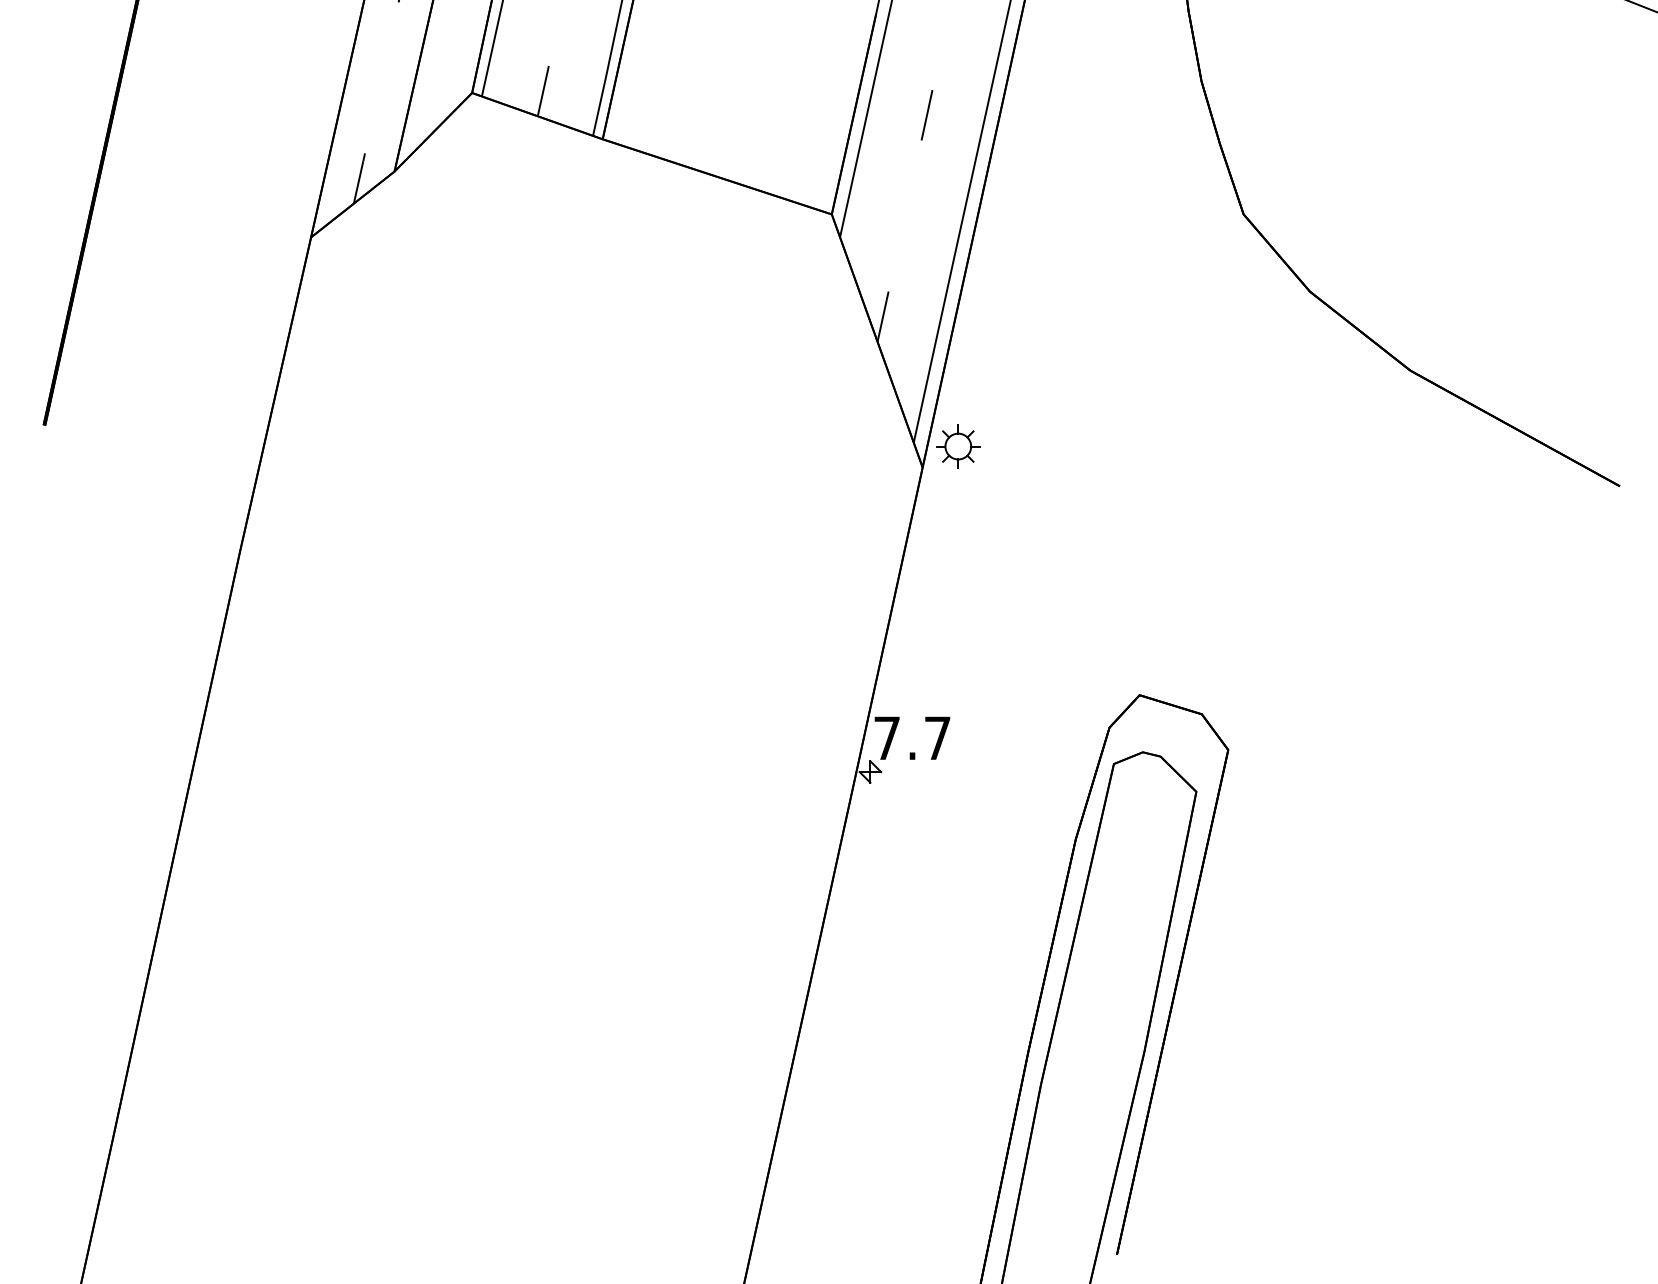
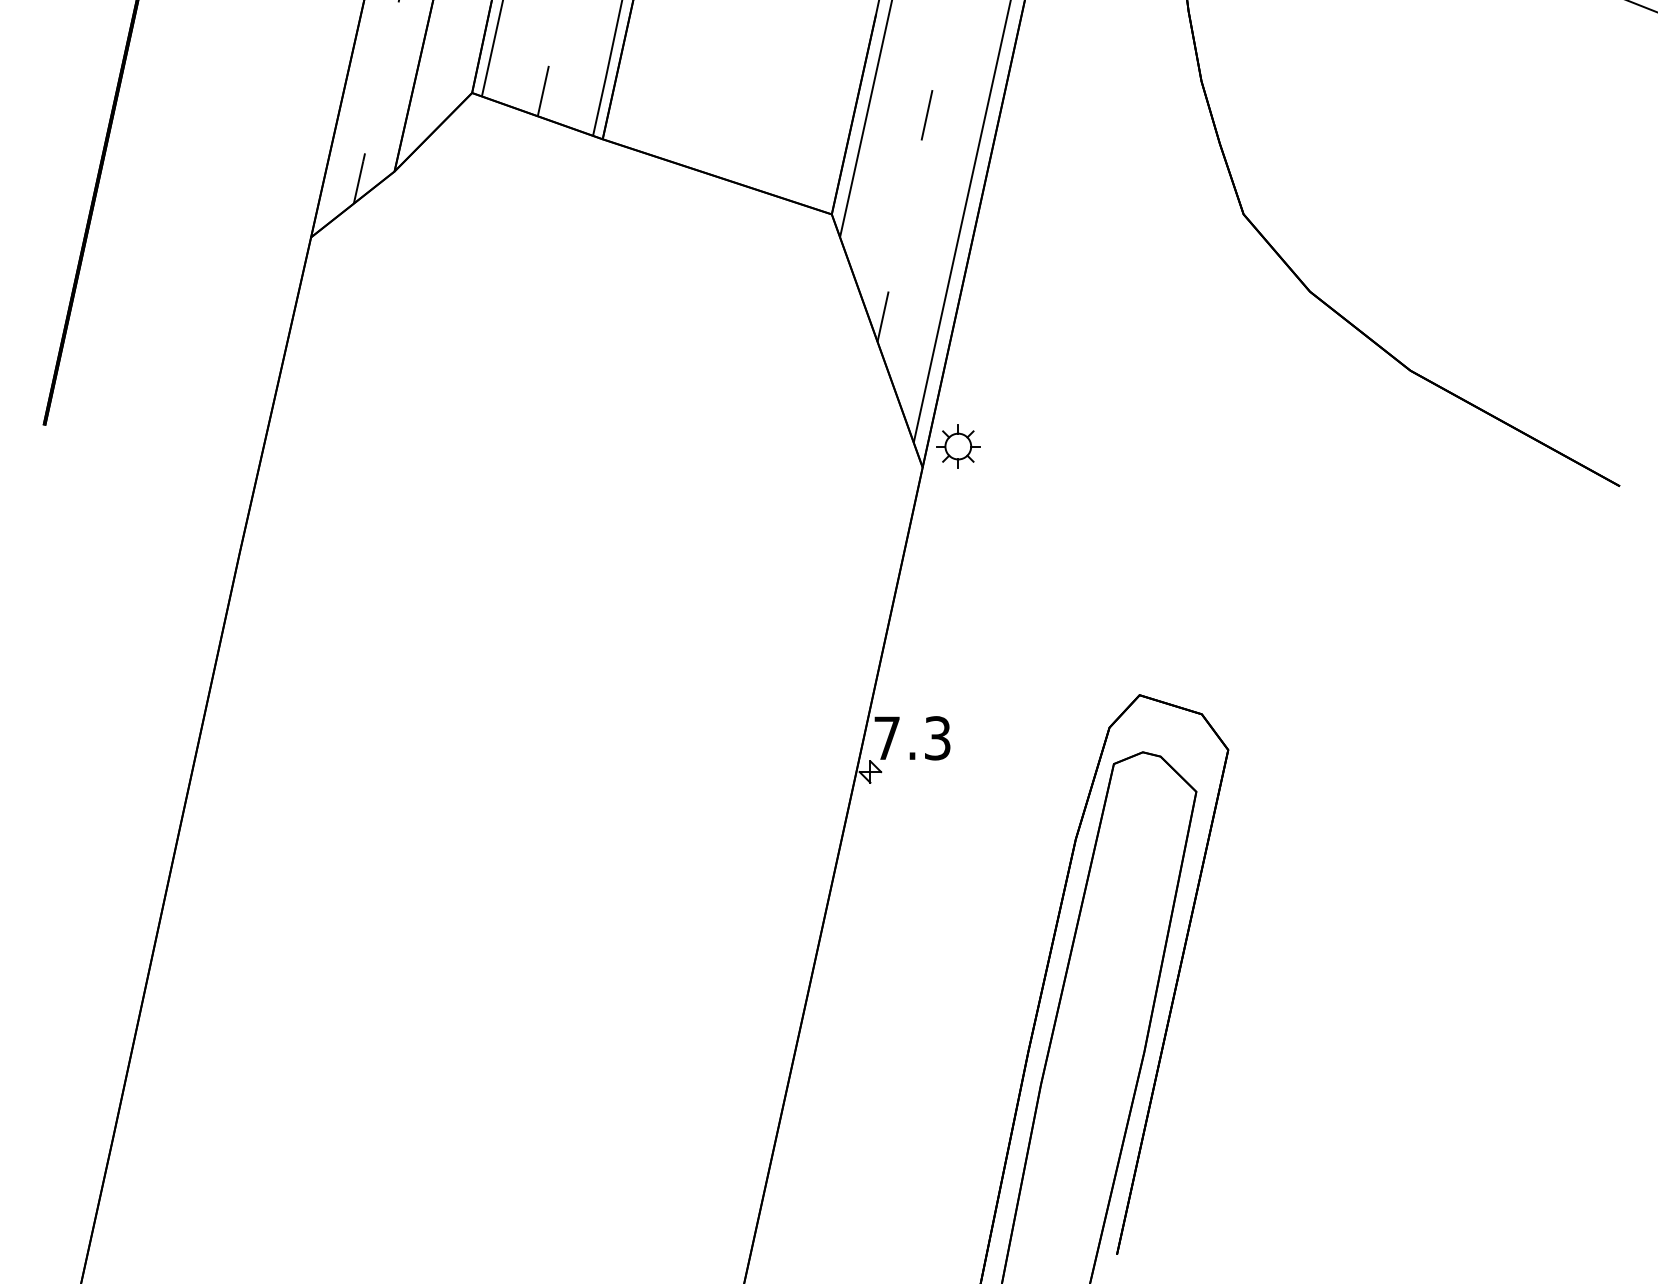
text: 7.7 -> 7.3 (937, 738)
